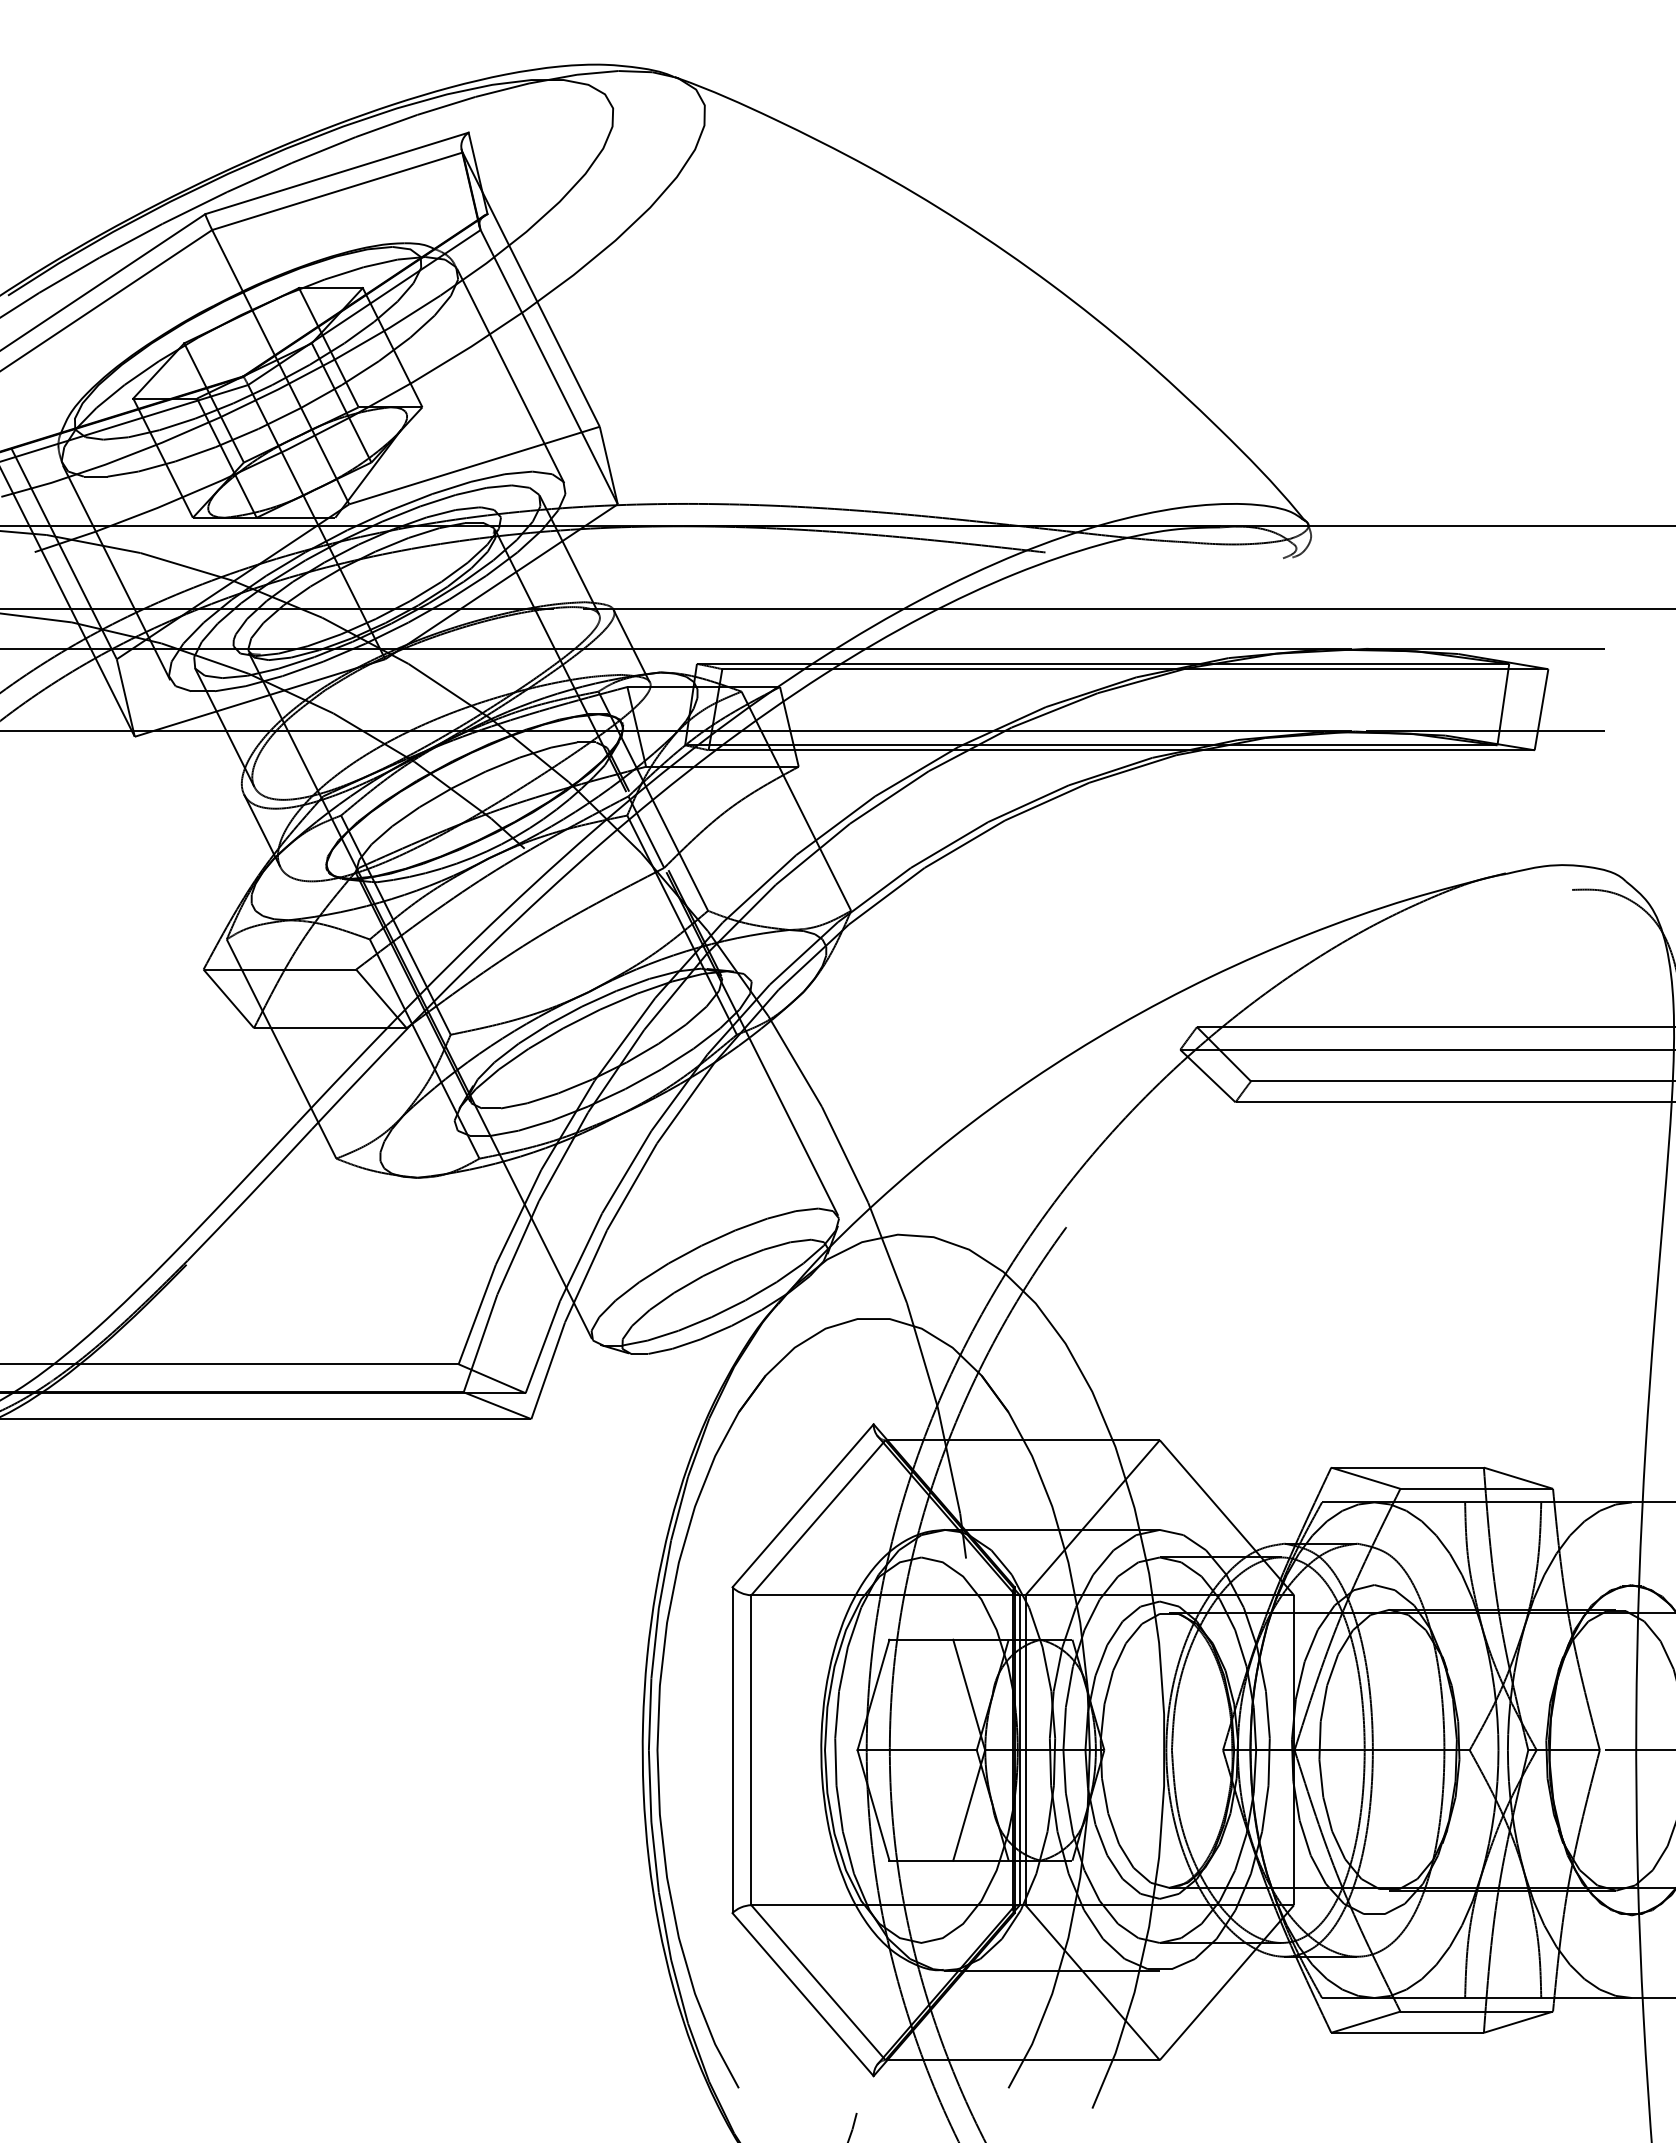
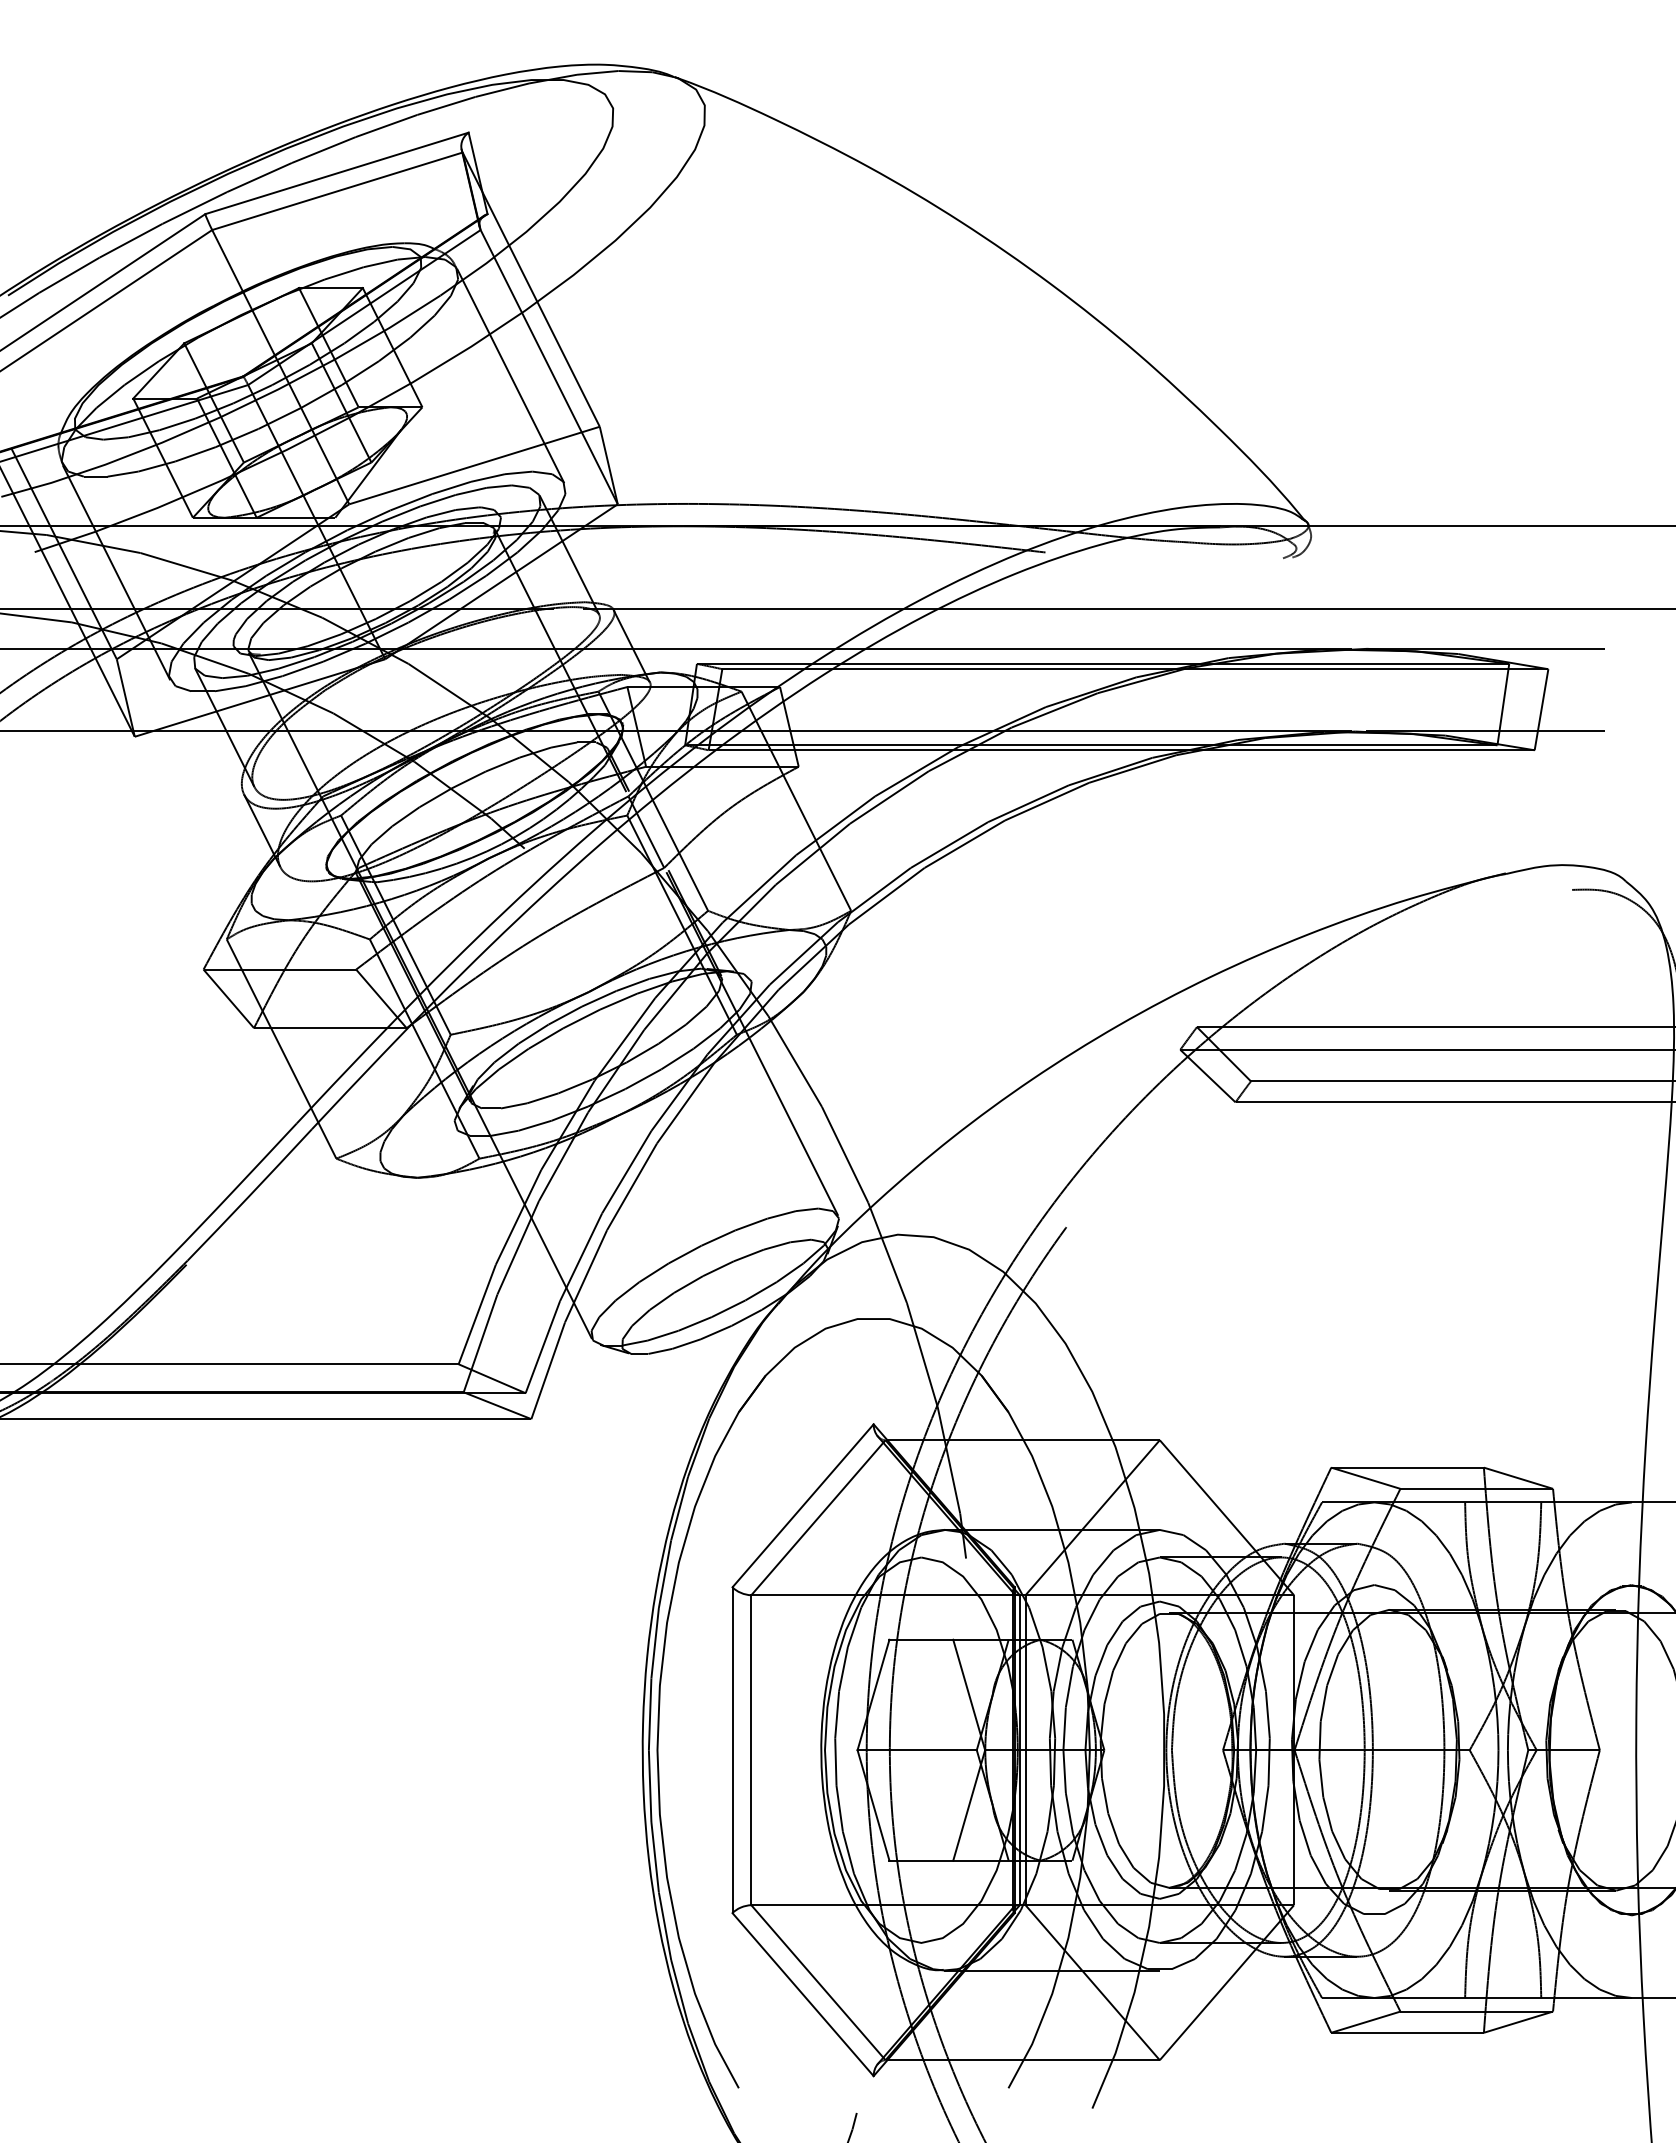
line: present -> none (1638, 1750)
